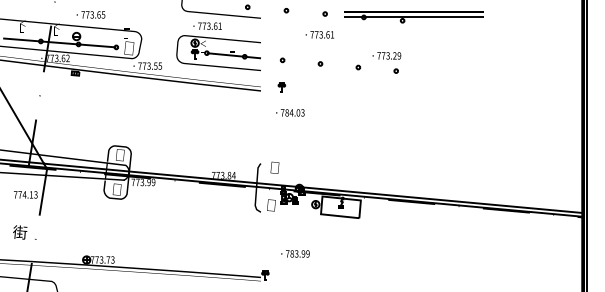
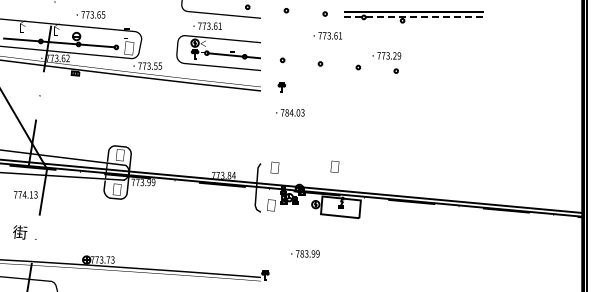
line: solid -> dashed (414, 17)
text position: (319, 34) -> (327, 35) (327, 35)
part: none -> present (334, 166)
text position: (295, 253) -> (305, 253) (305, 253)
